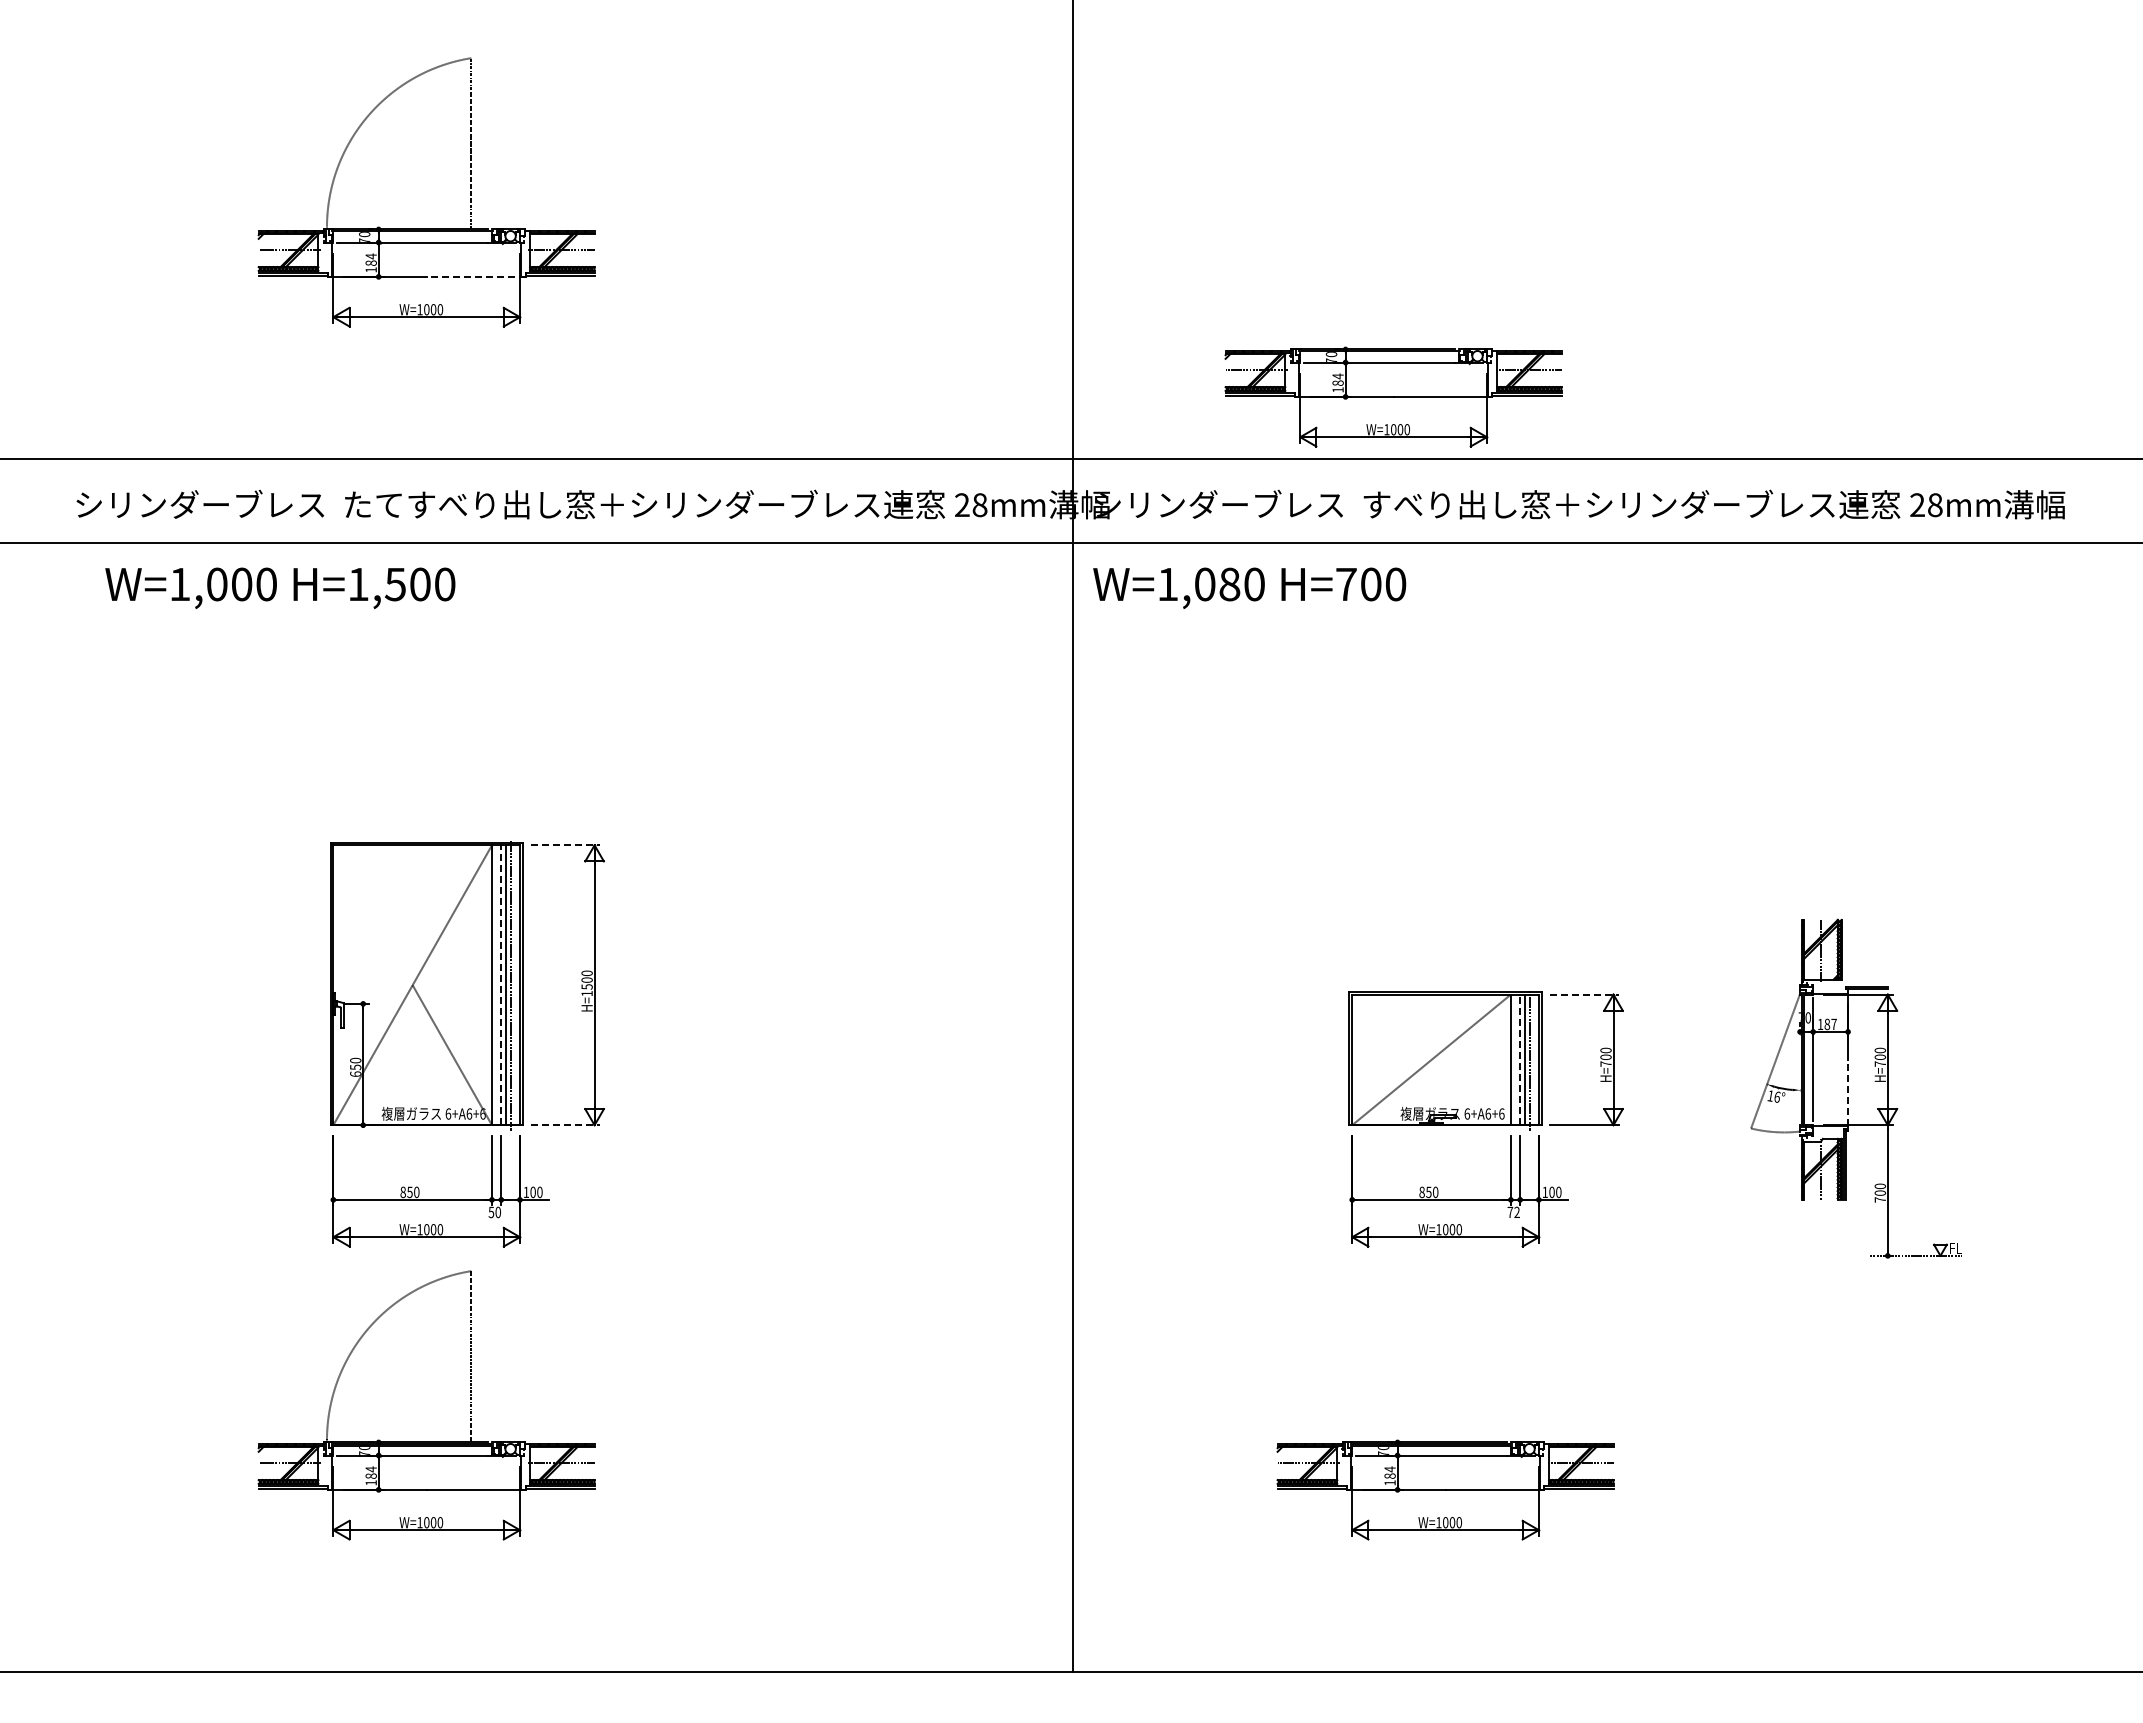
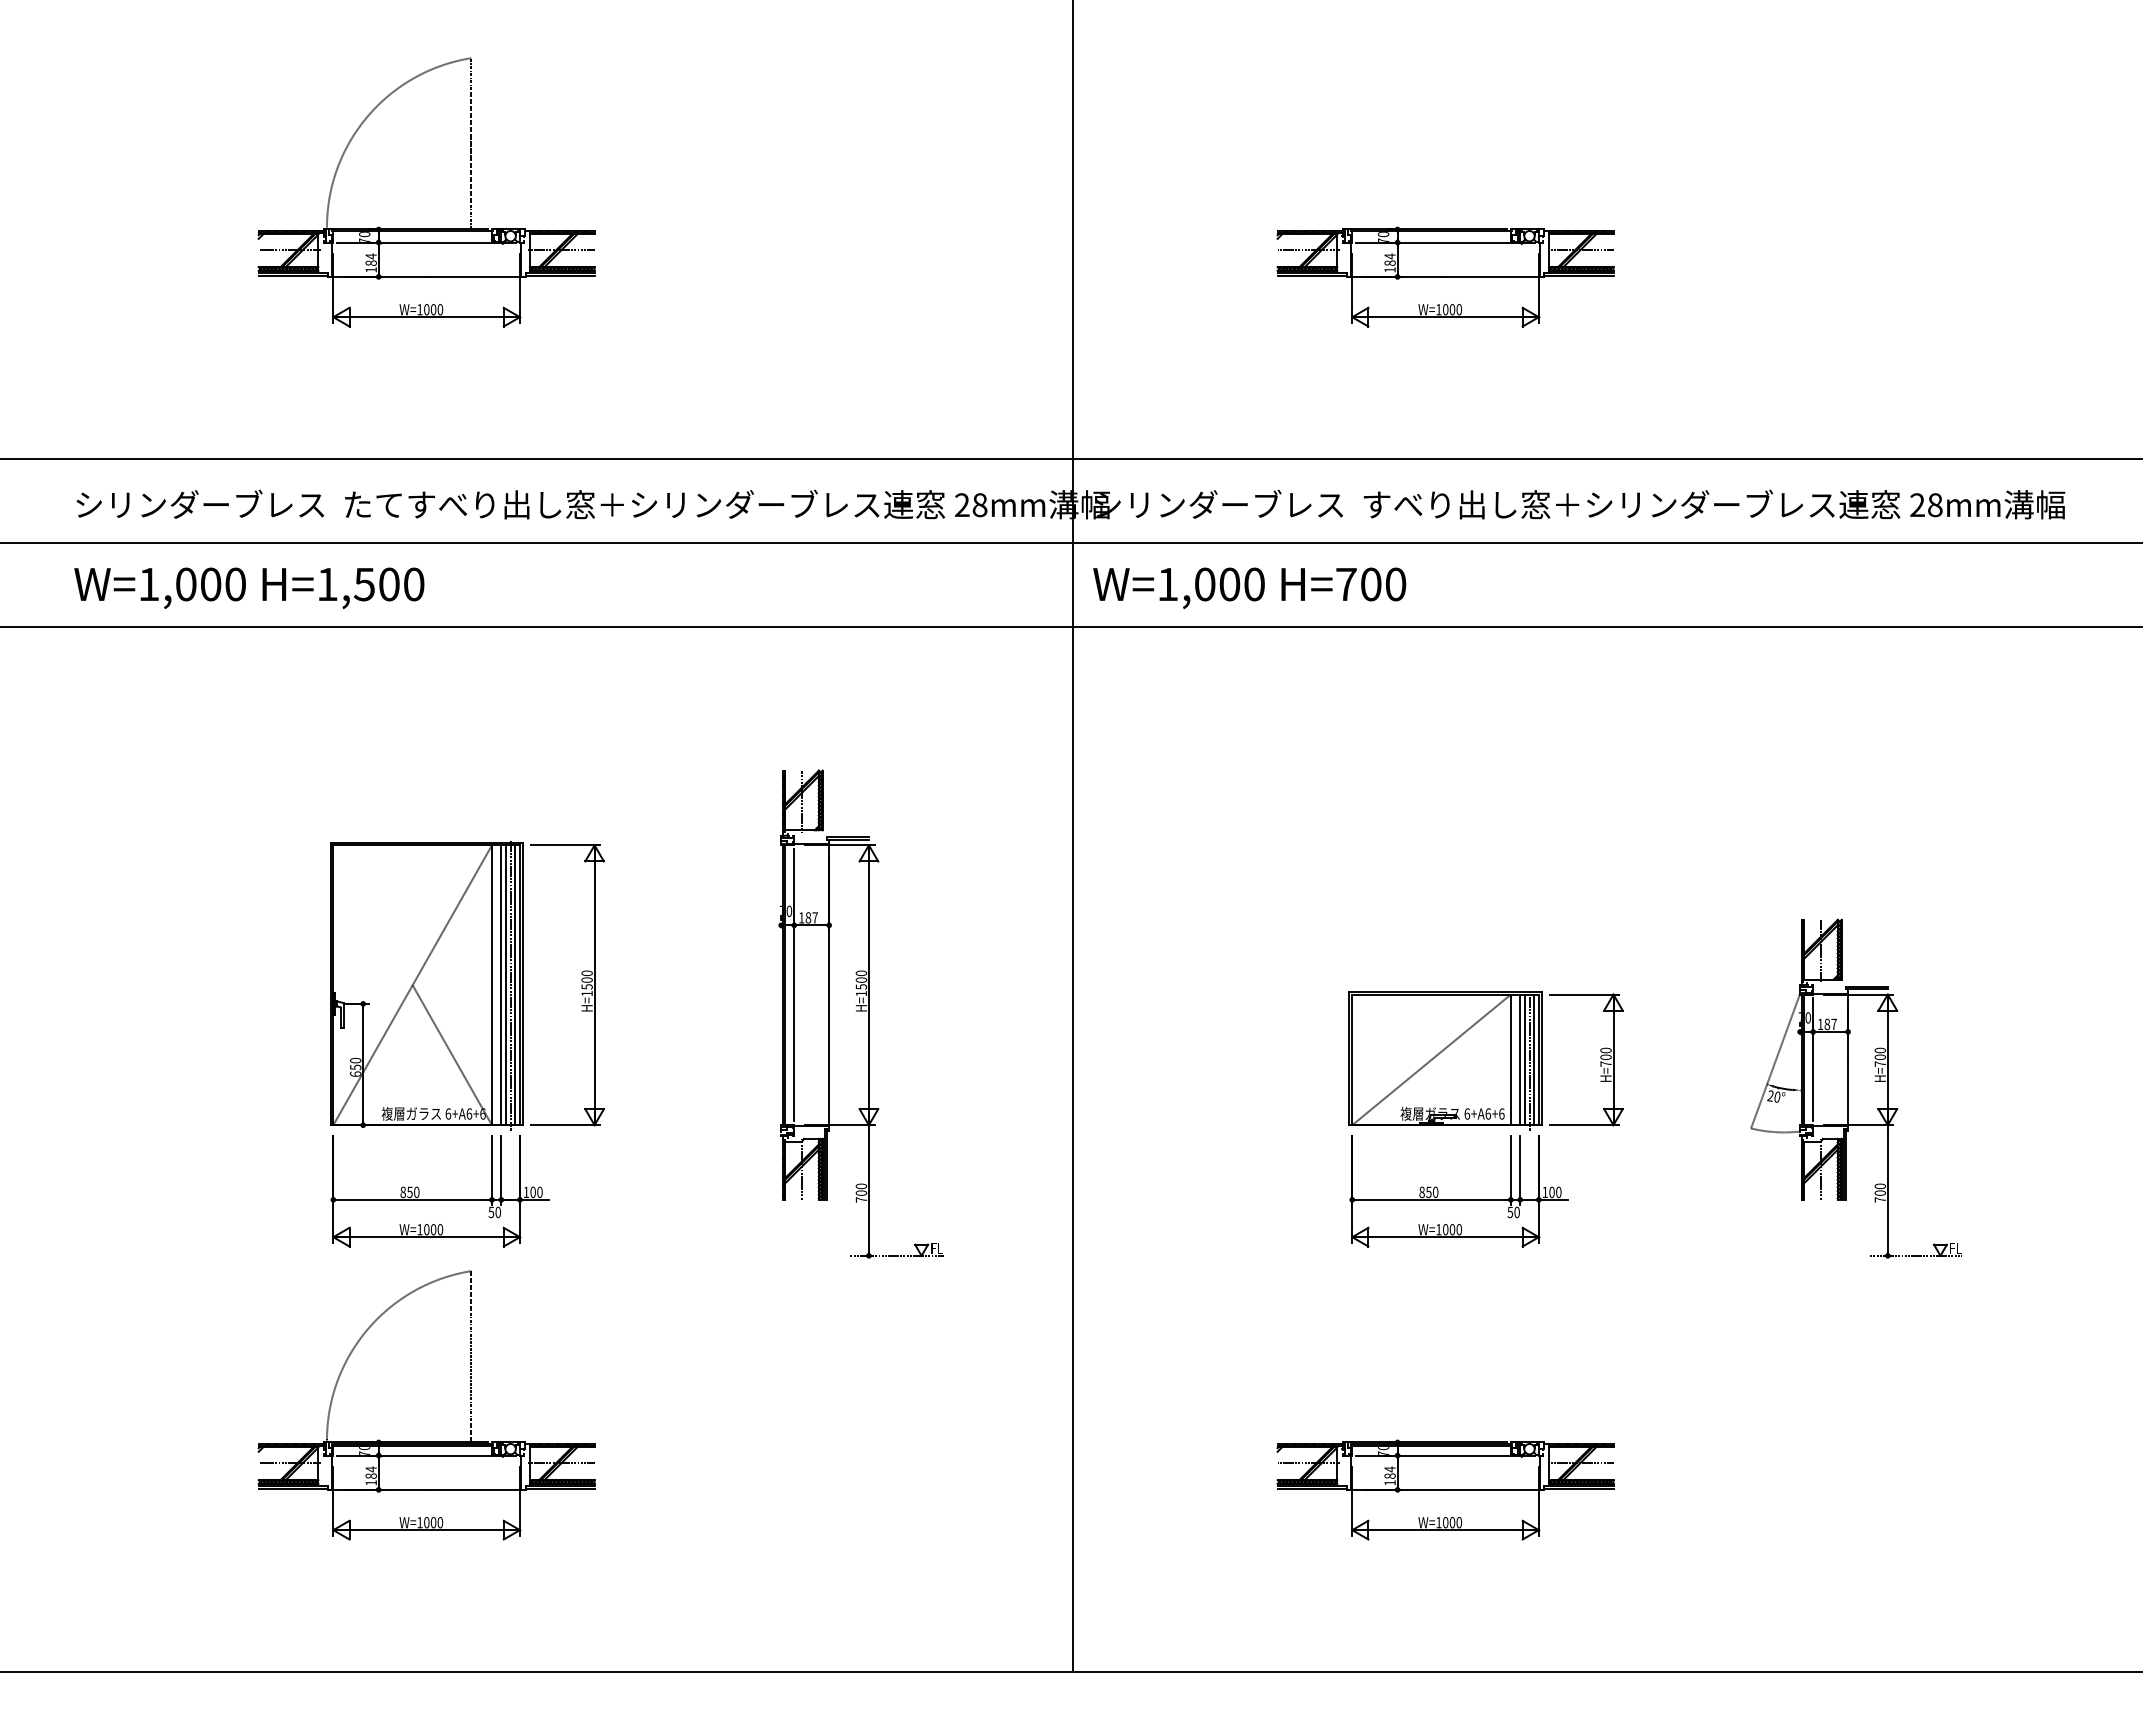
line: dashed -> solid (475, 277)
part position: (1393, 396) -> (1445, 276) (1445, 276)
text: W=1,080 -> W=1,000 (1229, 584)
text position: (280, 588) -> (249, 588) (249, 588)
line: none -> present (1070, 626)
line: dashed -> solid (565, 845)
line: dashed -> solid (501, 985)
line: none -> present (515, 985)
line: dashed -> solid (1584, 994)
part: none -> present (860, 1013)
line: dashed -> solid (1520, 1059)
line: none -> present (1534, 1059)
line: dashed -> solid (1847, 1092)
text: 16° -> 20° (1773, 1096)
line: dashed -> solid (565, 1125)
text: 72 -> 50 (1513, 1212)
